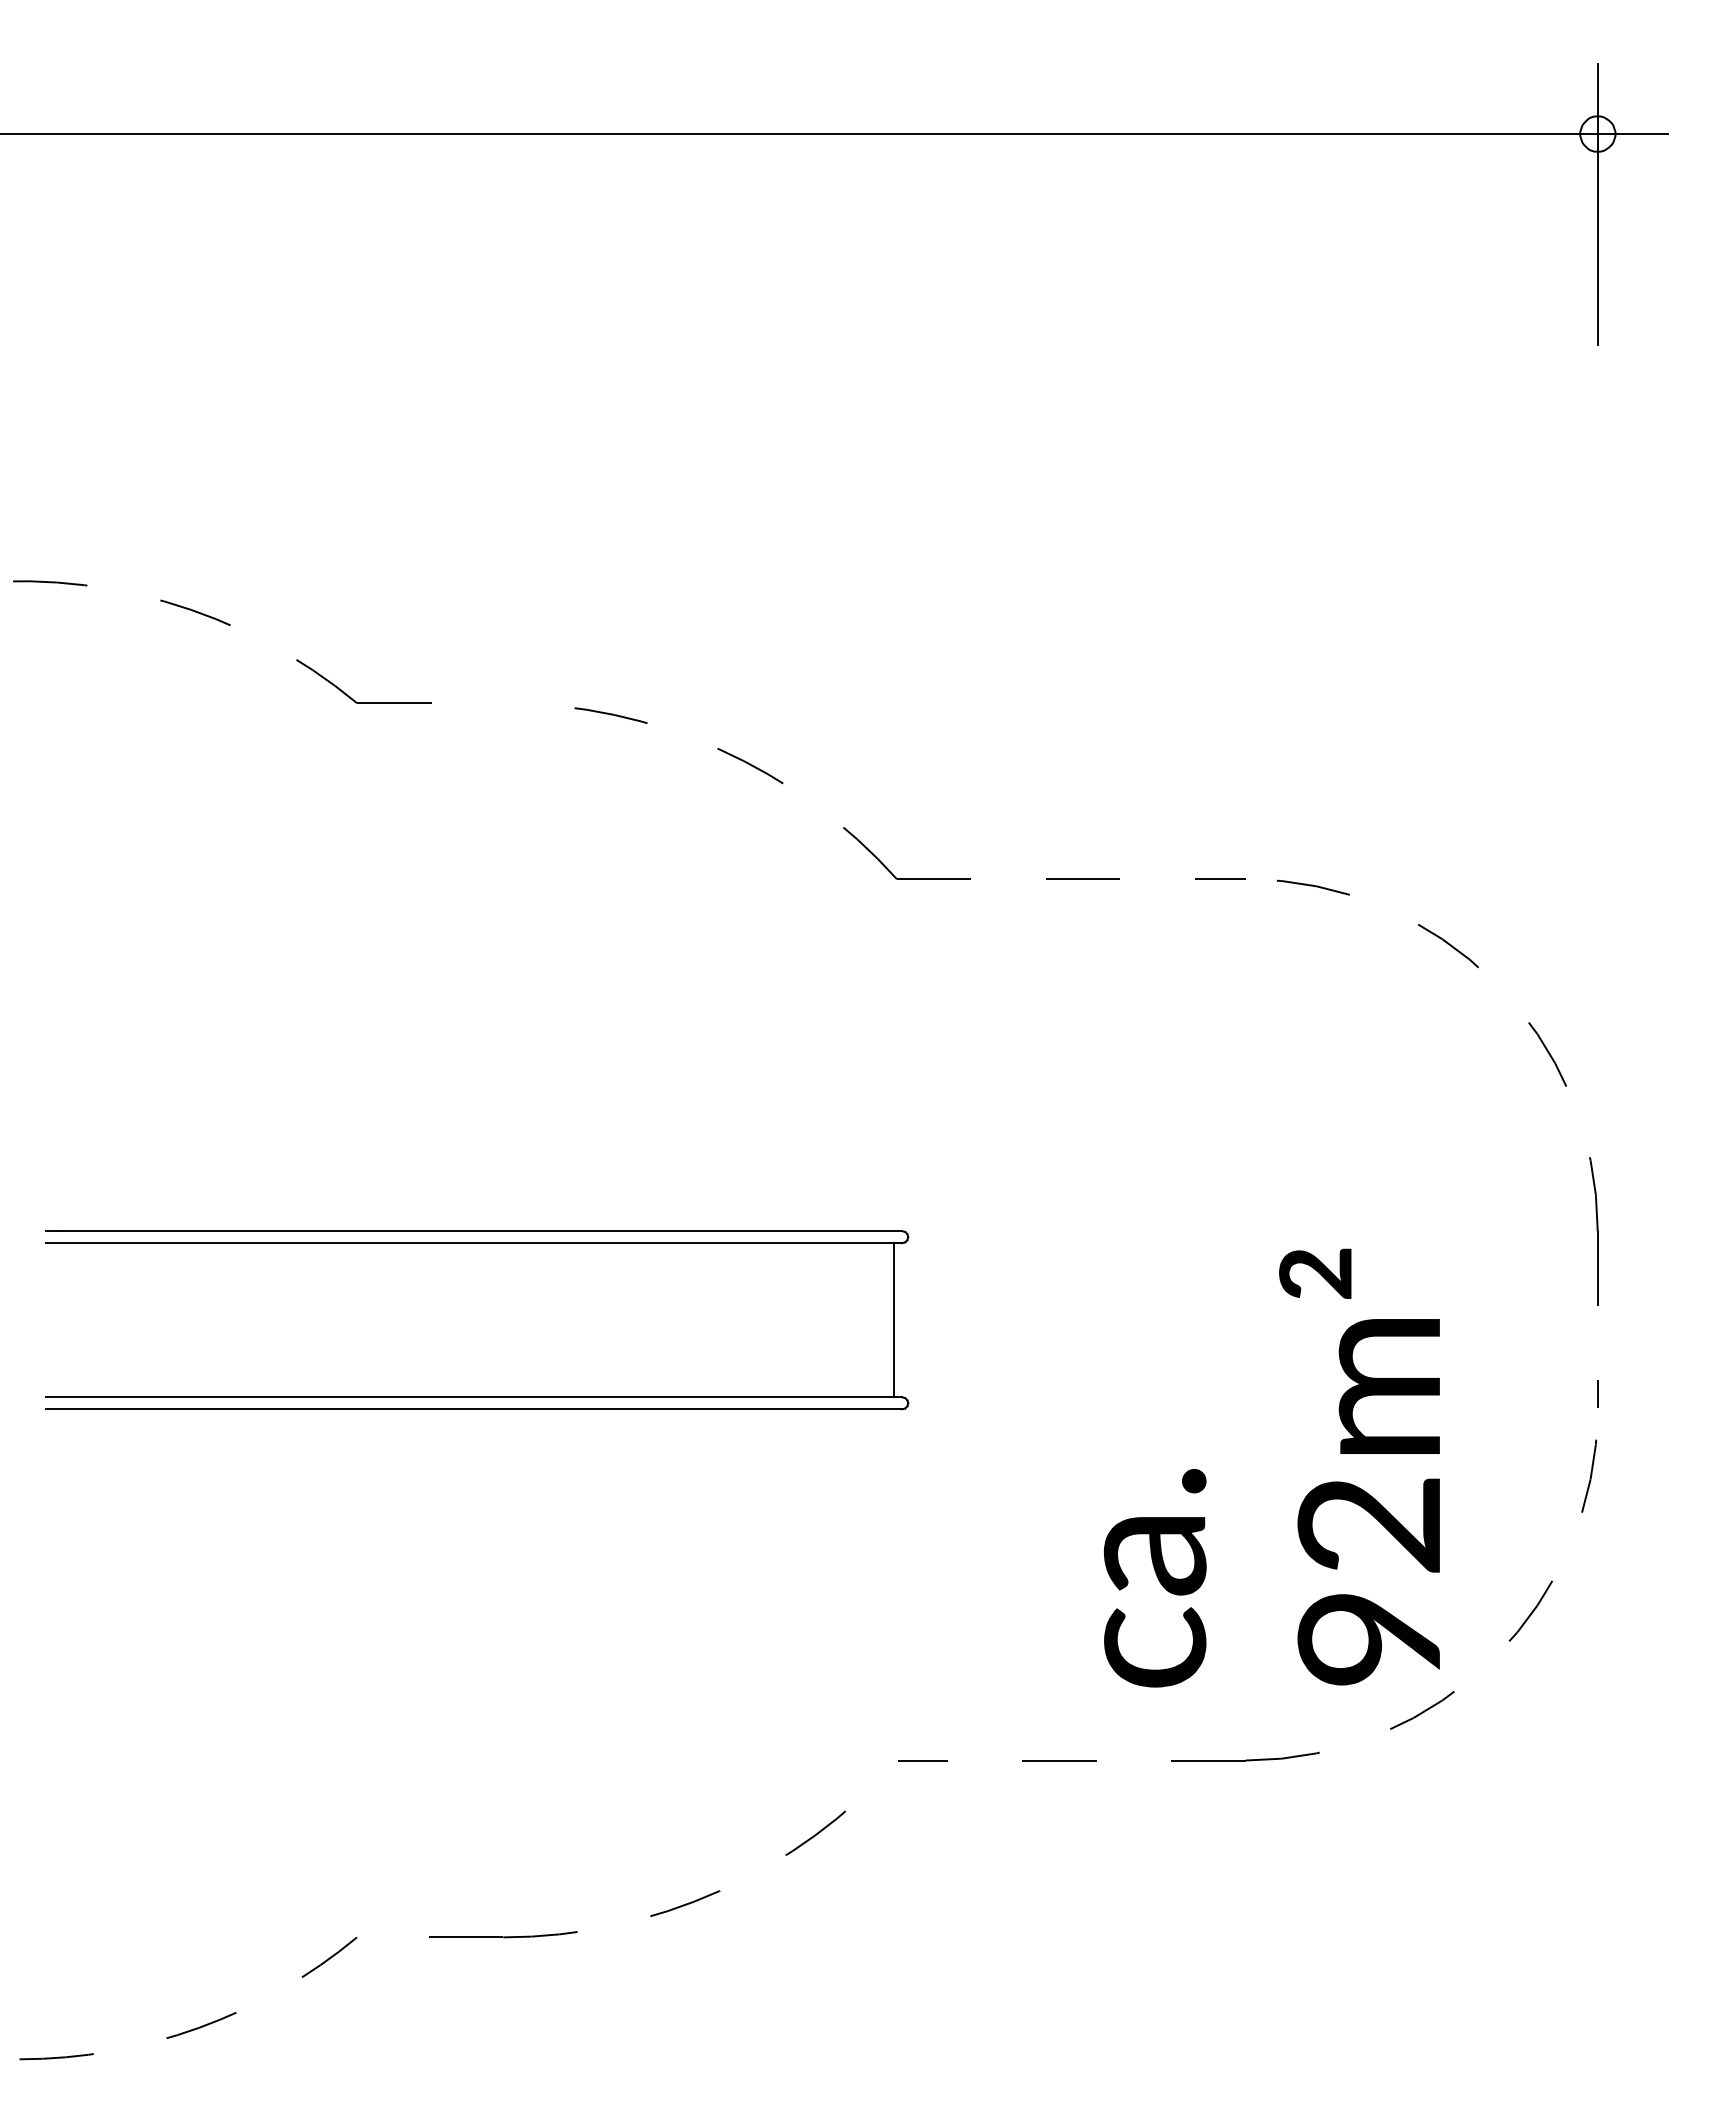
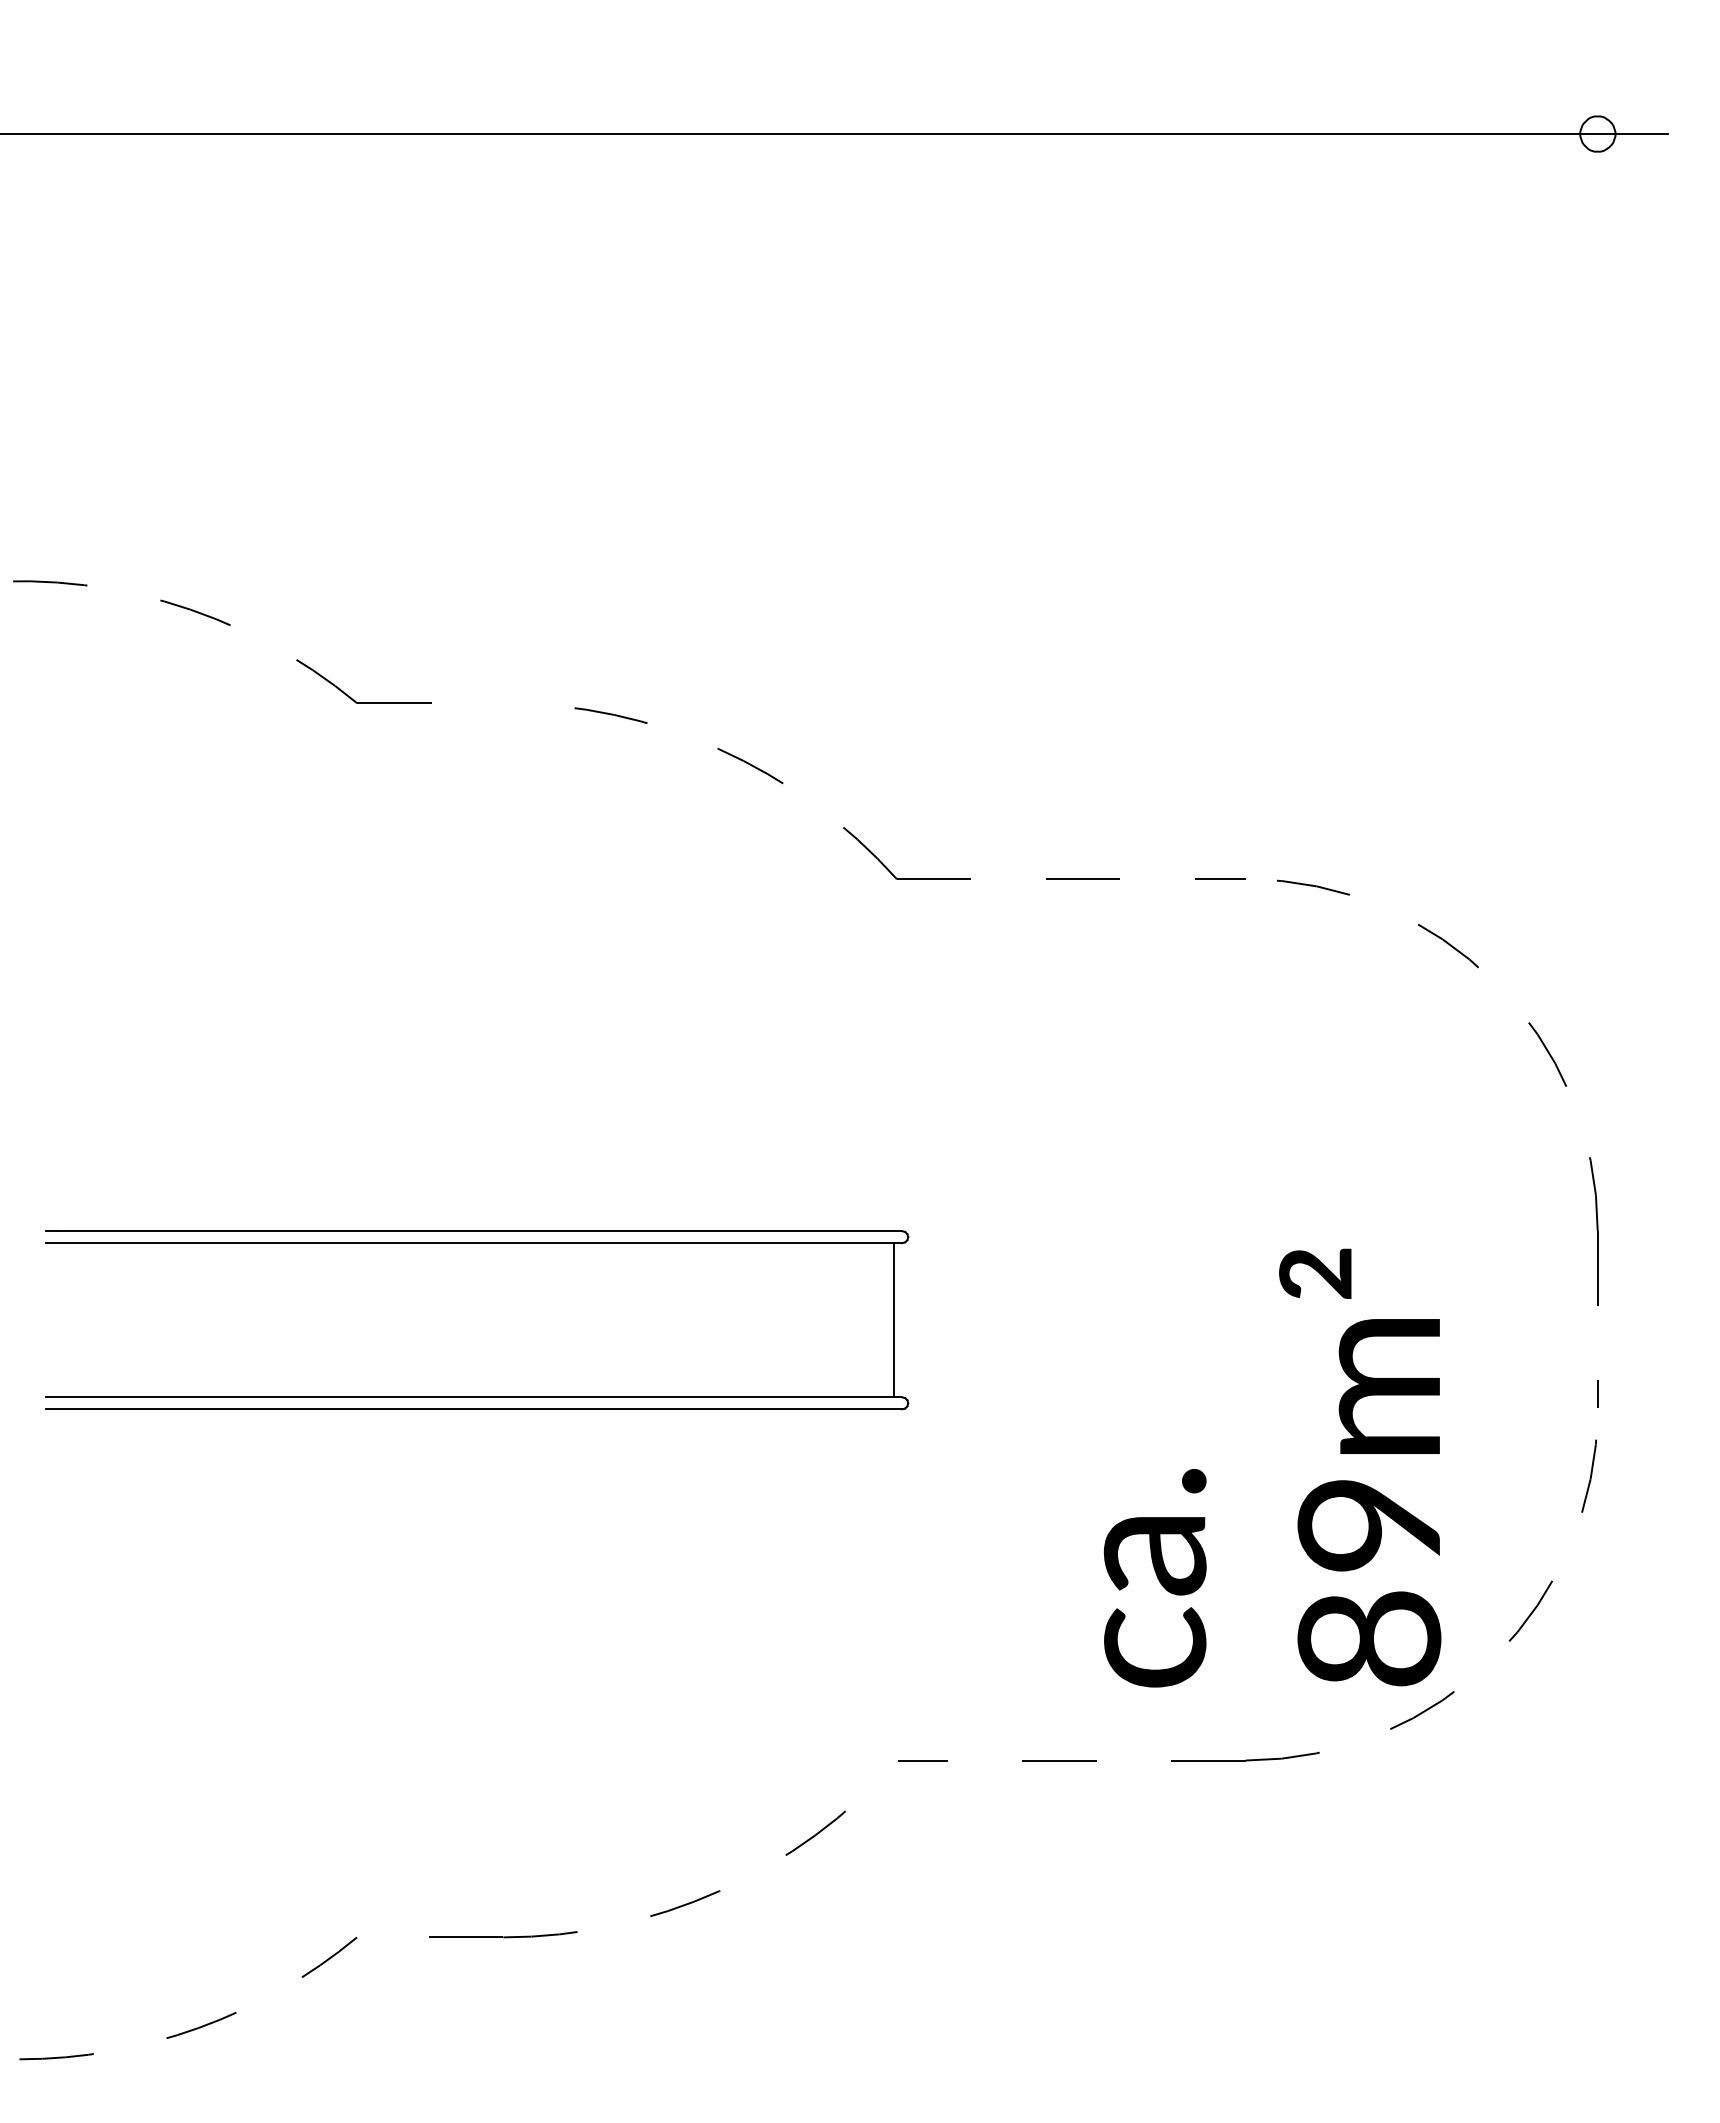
line: present -> none (1597, 204)
text: 92m² -> 89m² (1369, 1582)
